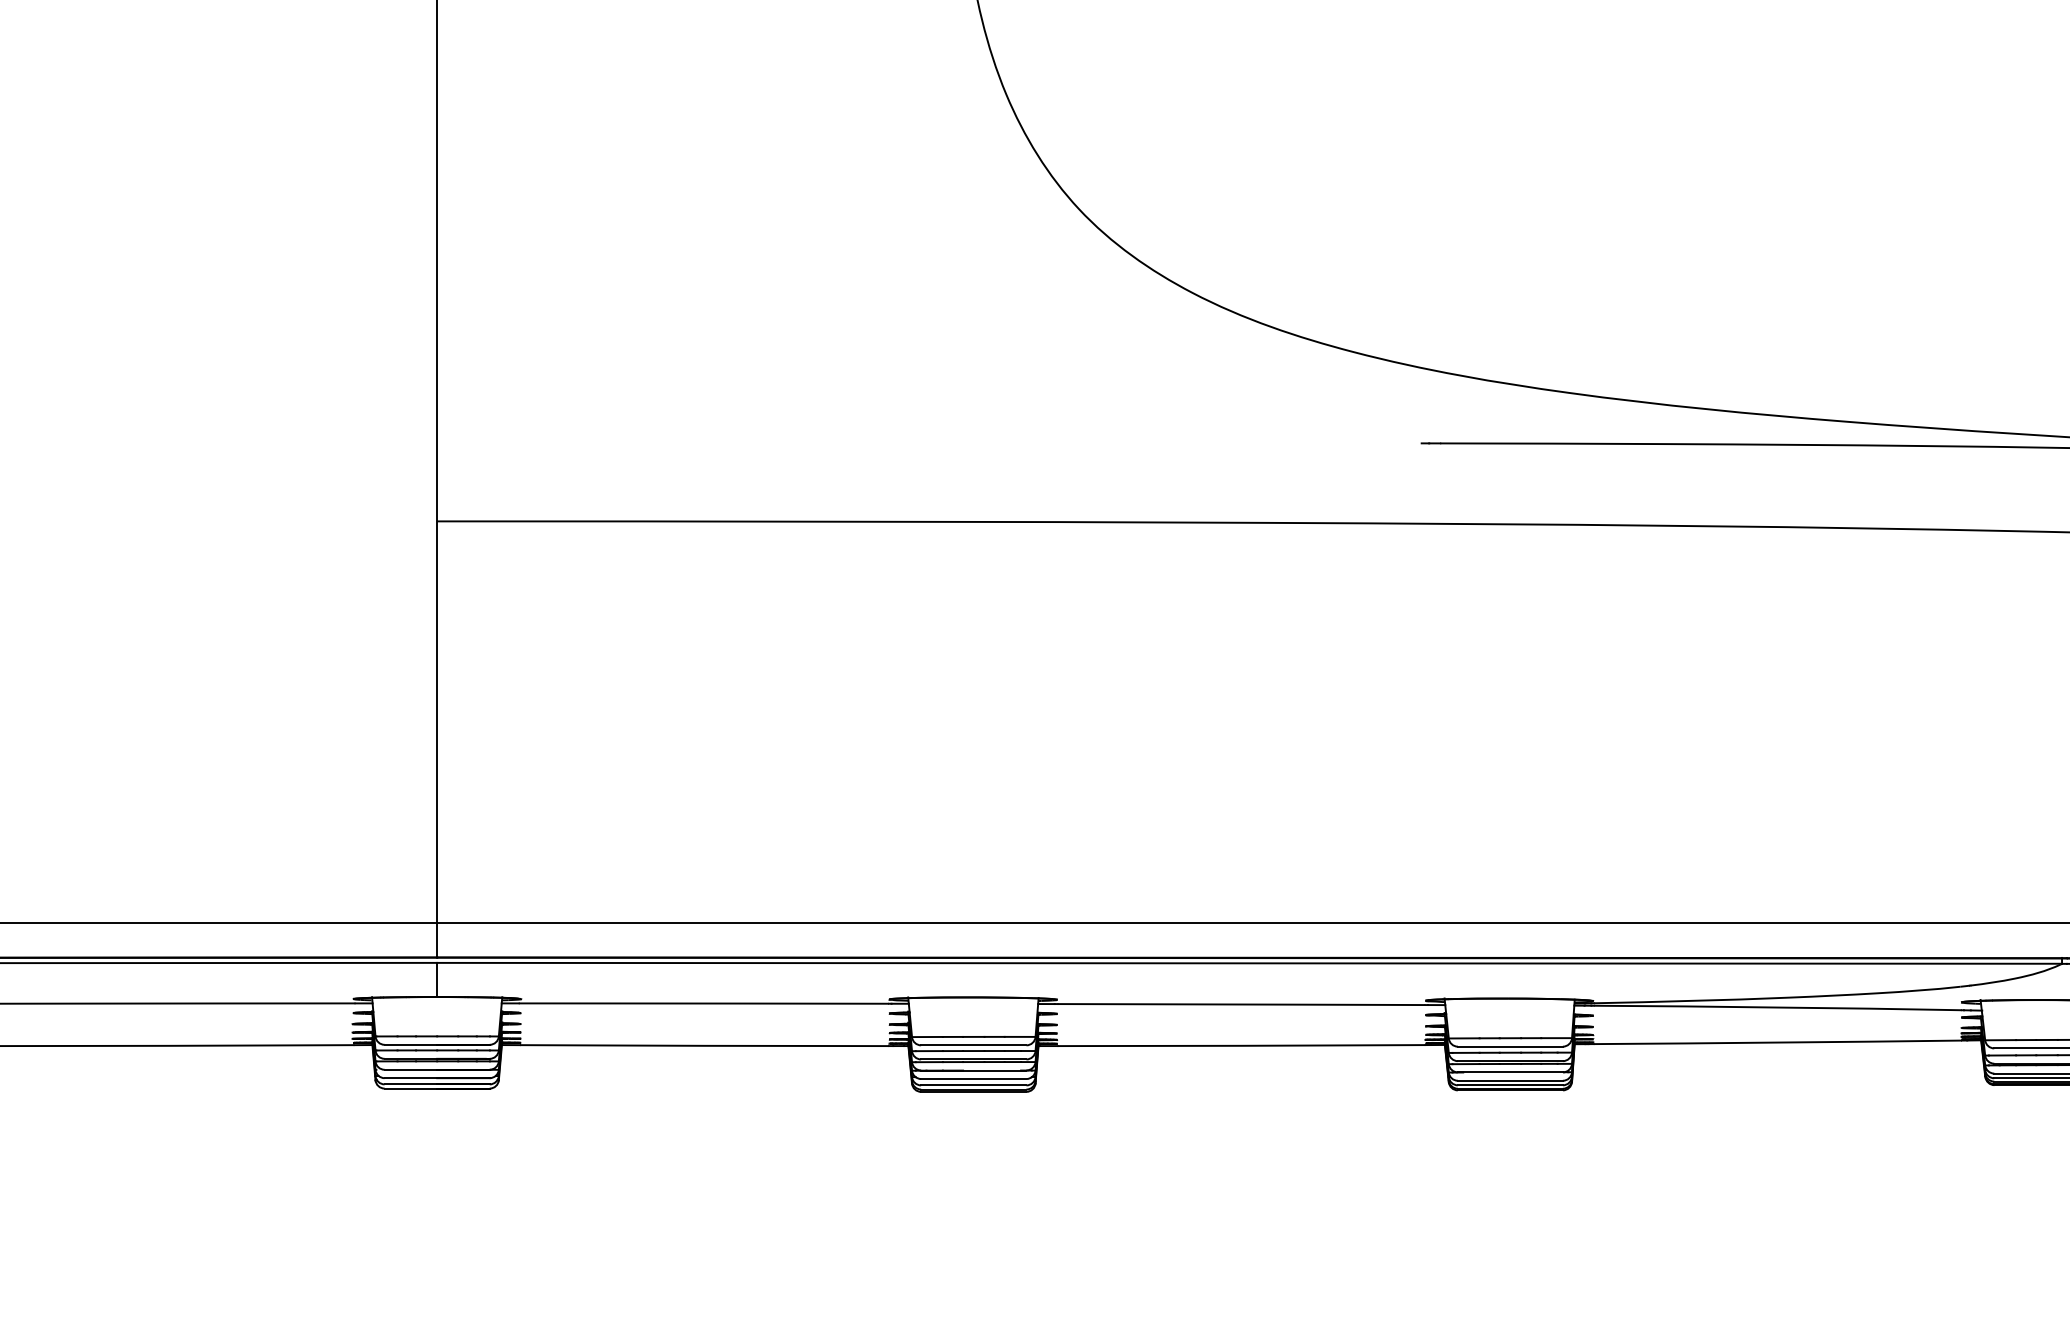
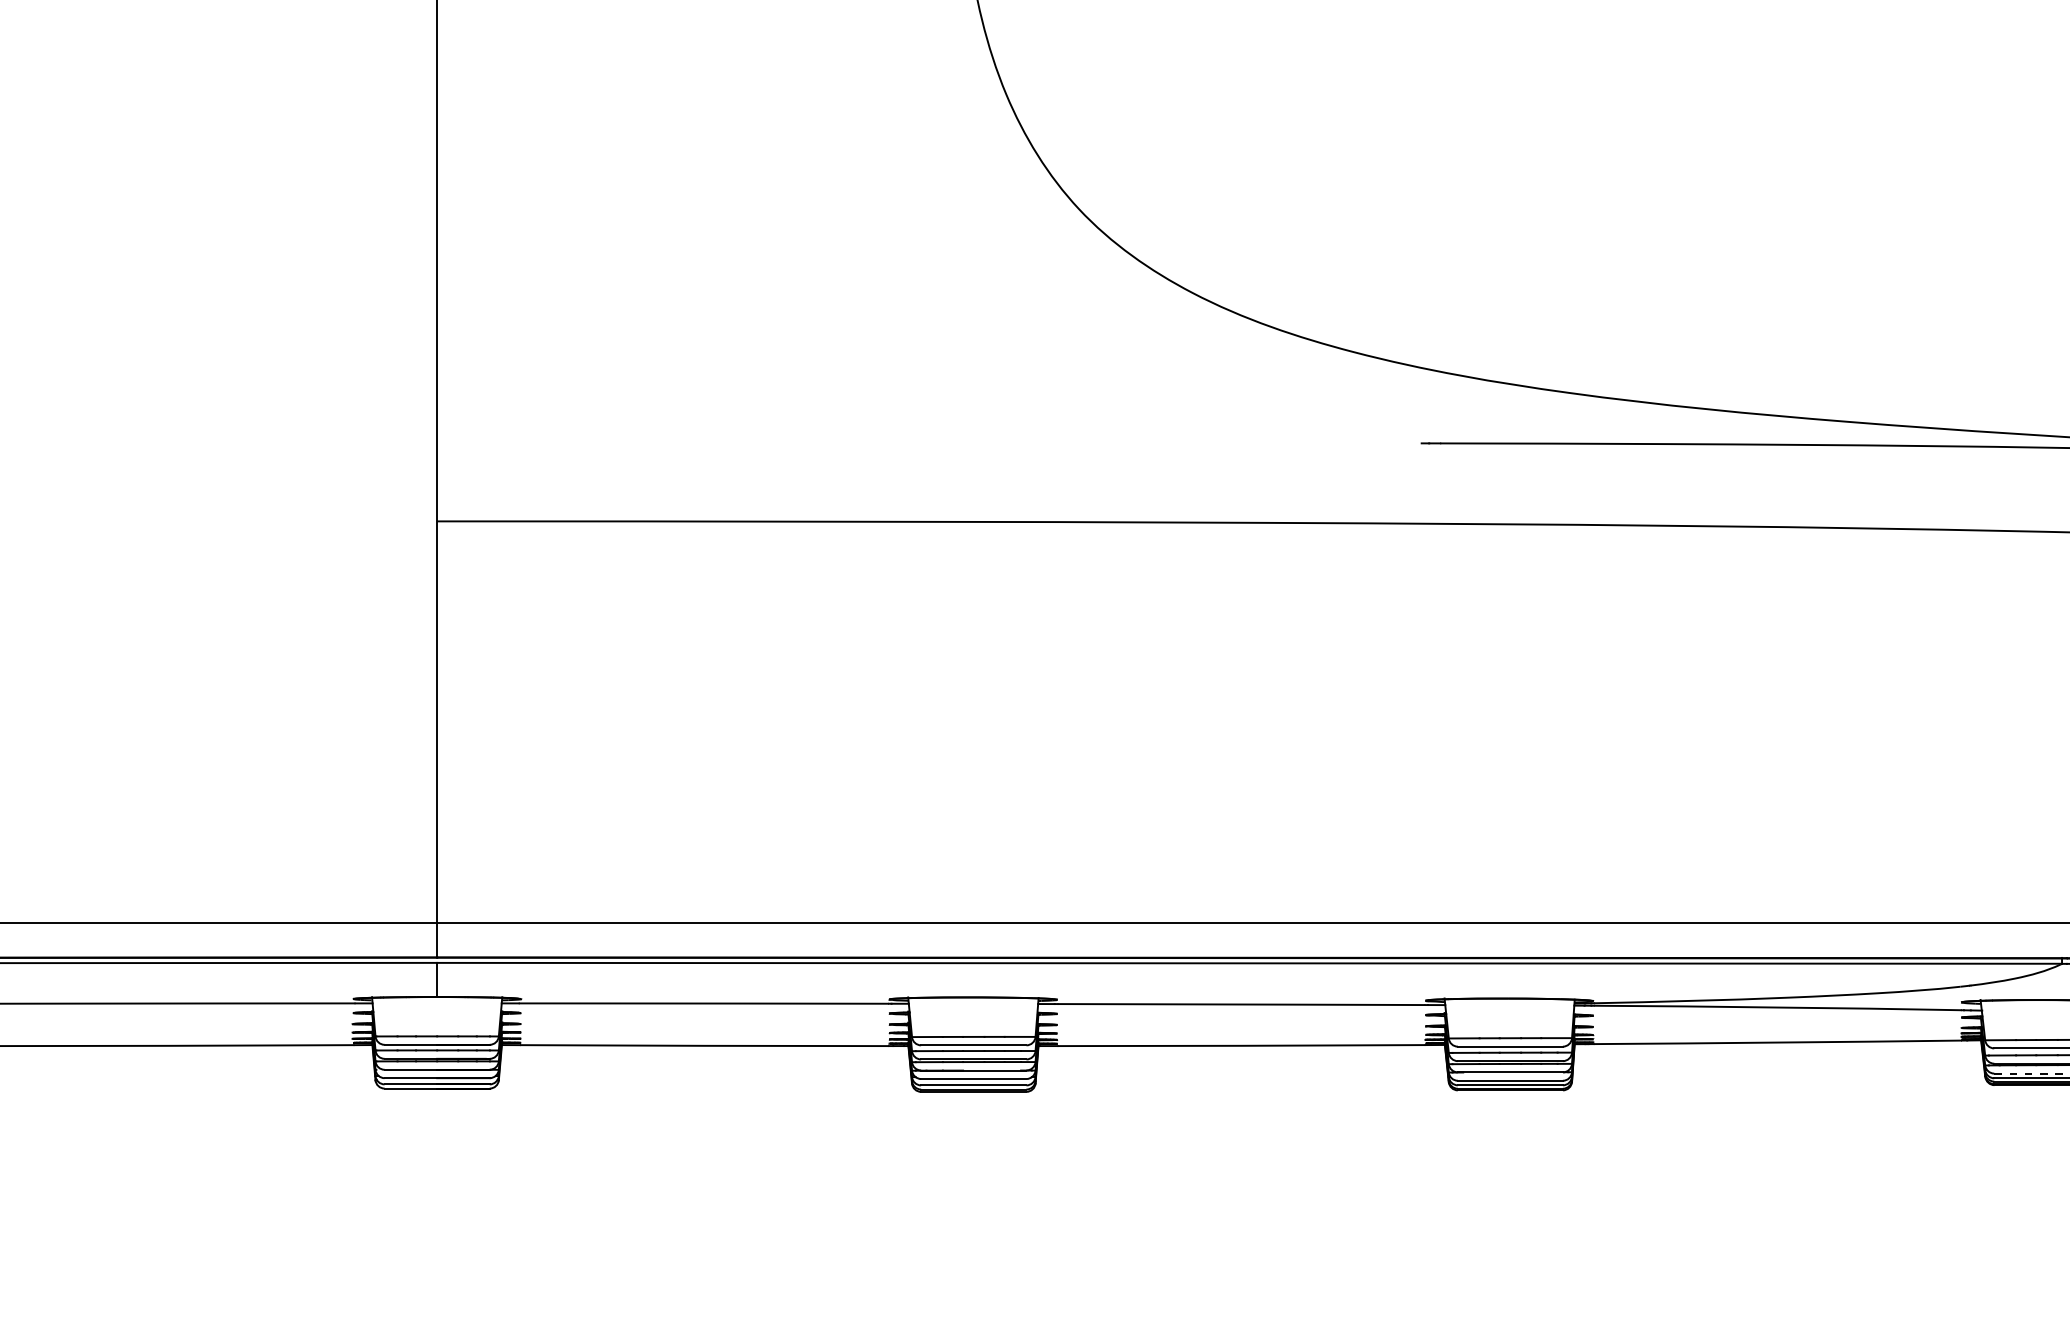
line: solid -> dashed (2032, 1073)
